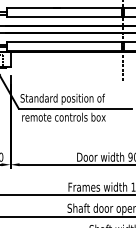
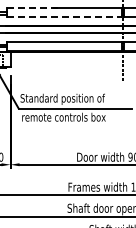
line: solid -> dashed (33, 7)
line: solid -> dashed (64, 17)
